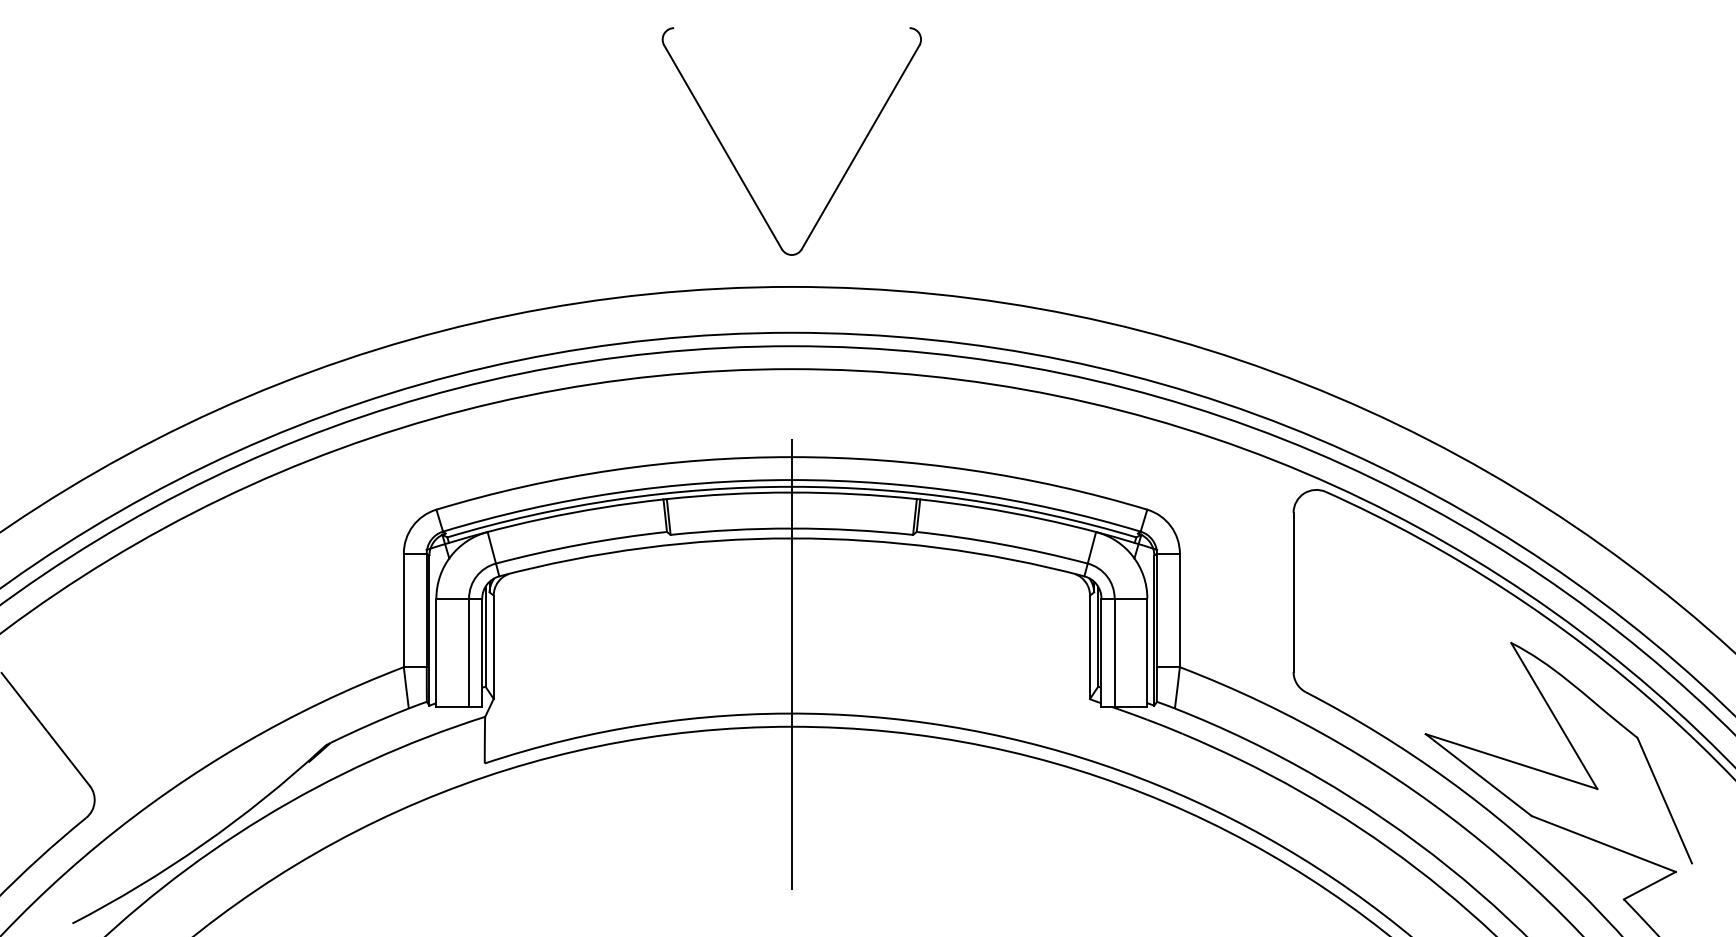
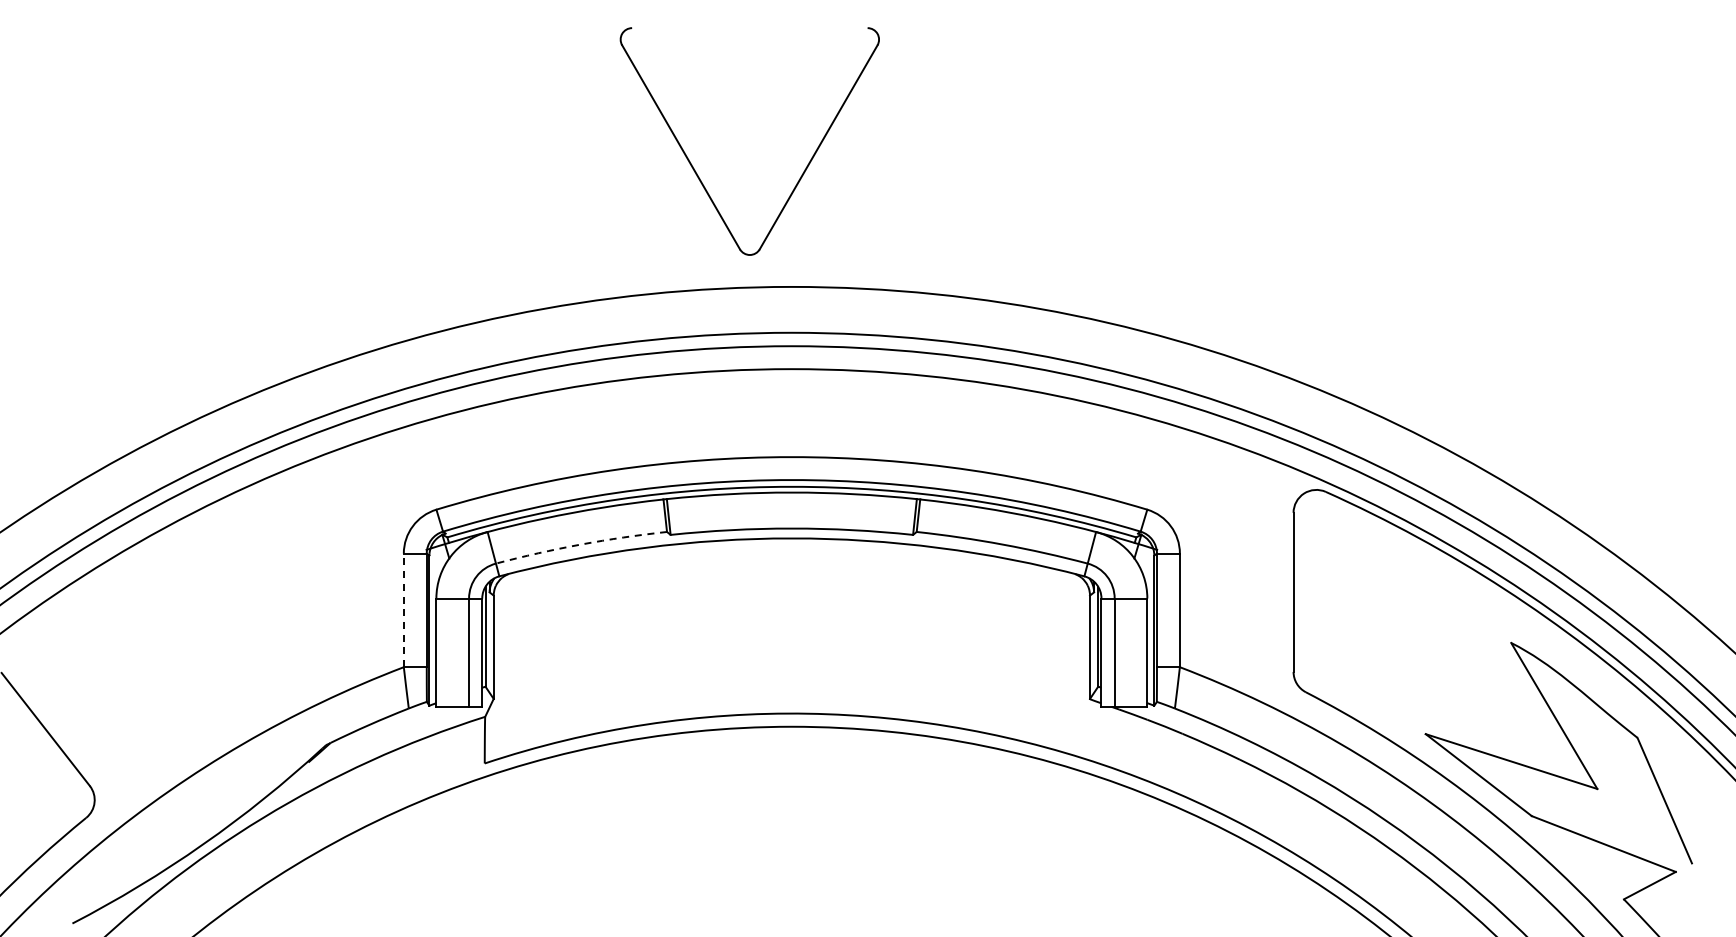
part position: (738, 171) -> (696, 171) (696, 171)
arc: solid -> dashed (580, 544)
line: solid -> dashed (403, 610)
line: present -> none (791, 685)
